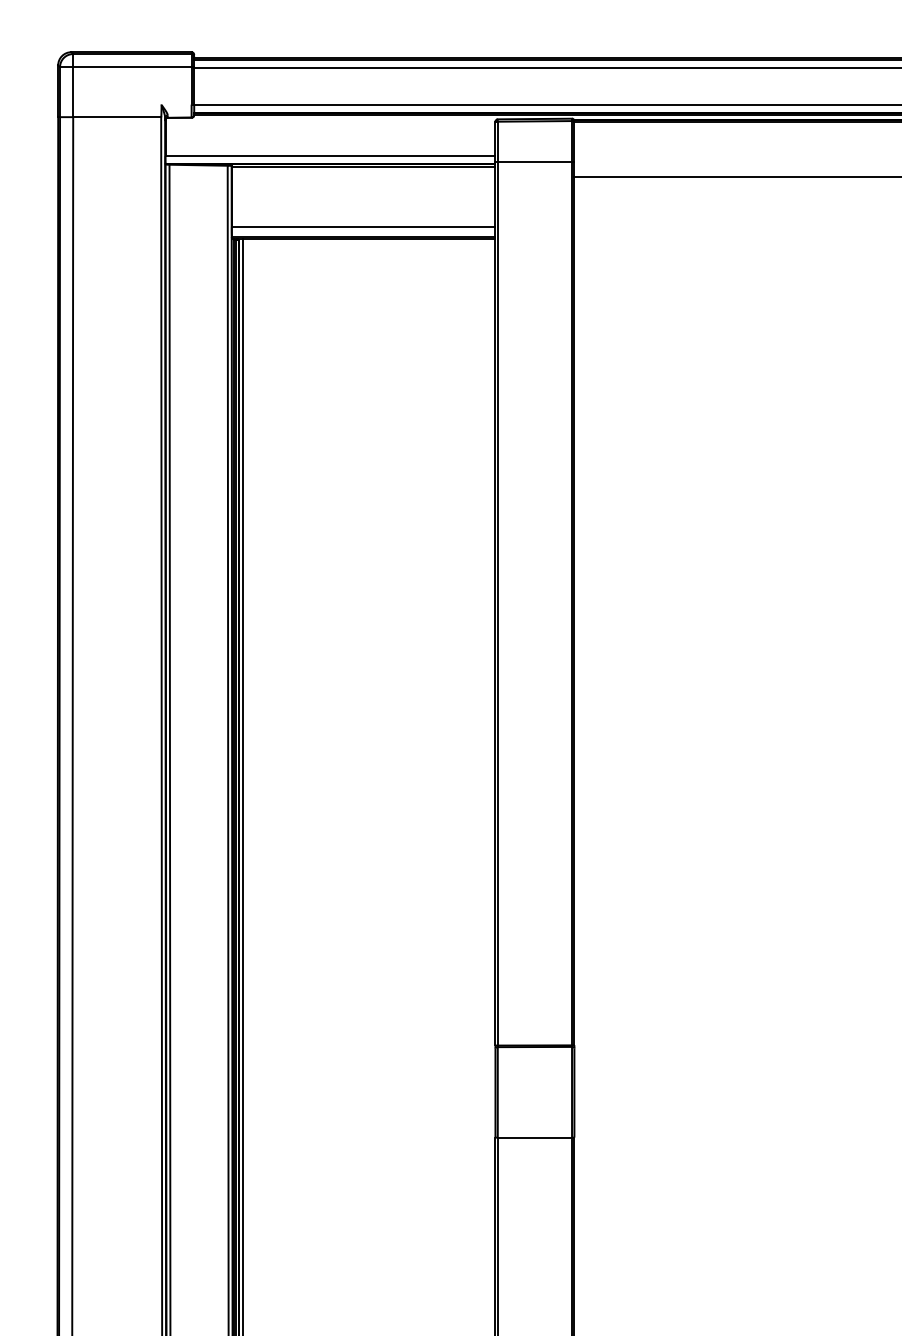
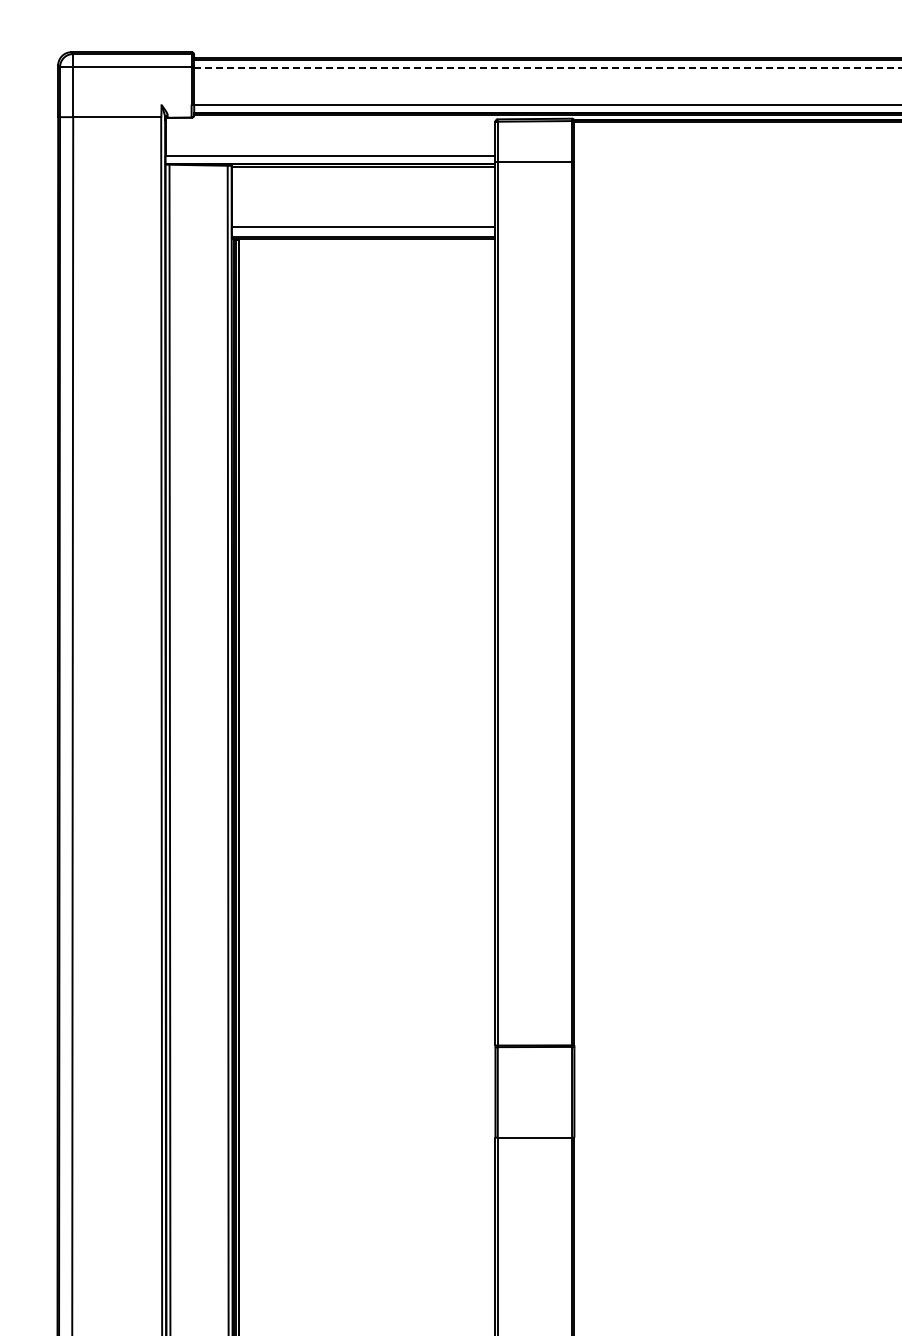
line: solid -> dashed (548, 67)
line: present -> none (736, 176)
line: present -> none (243, 785)
